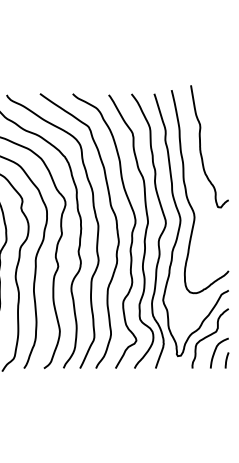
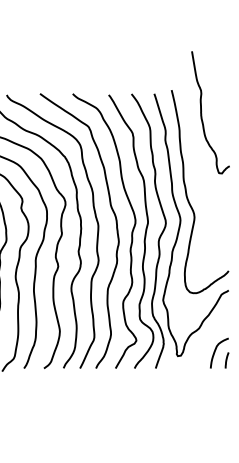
curve position: (201, 147) -> (202, 113) (202, 113)
curve: present -> none (208, 337)
